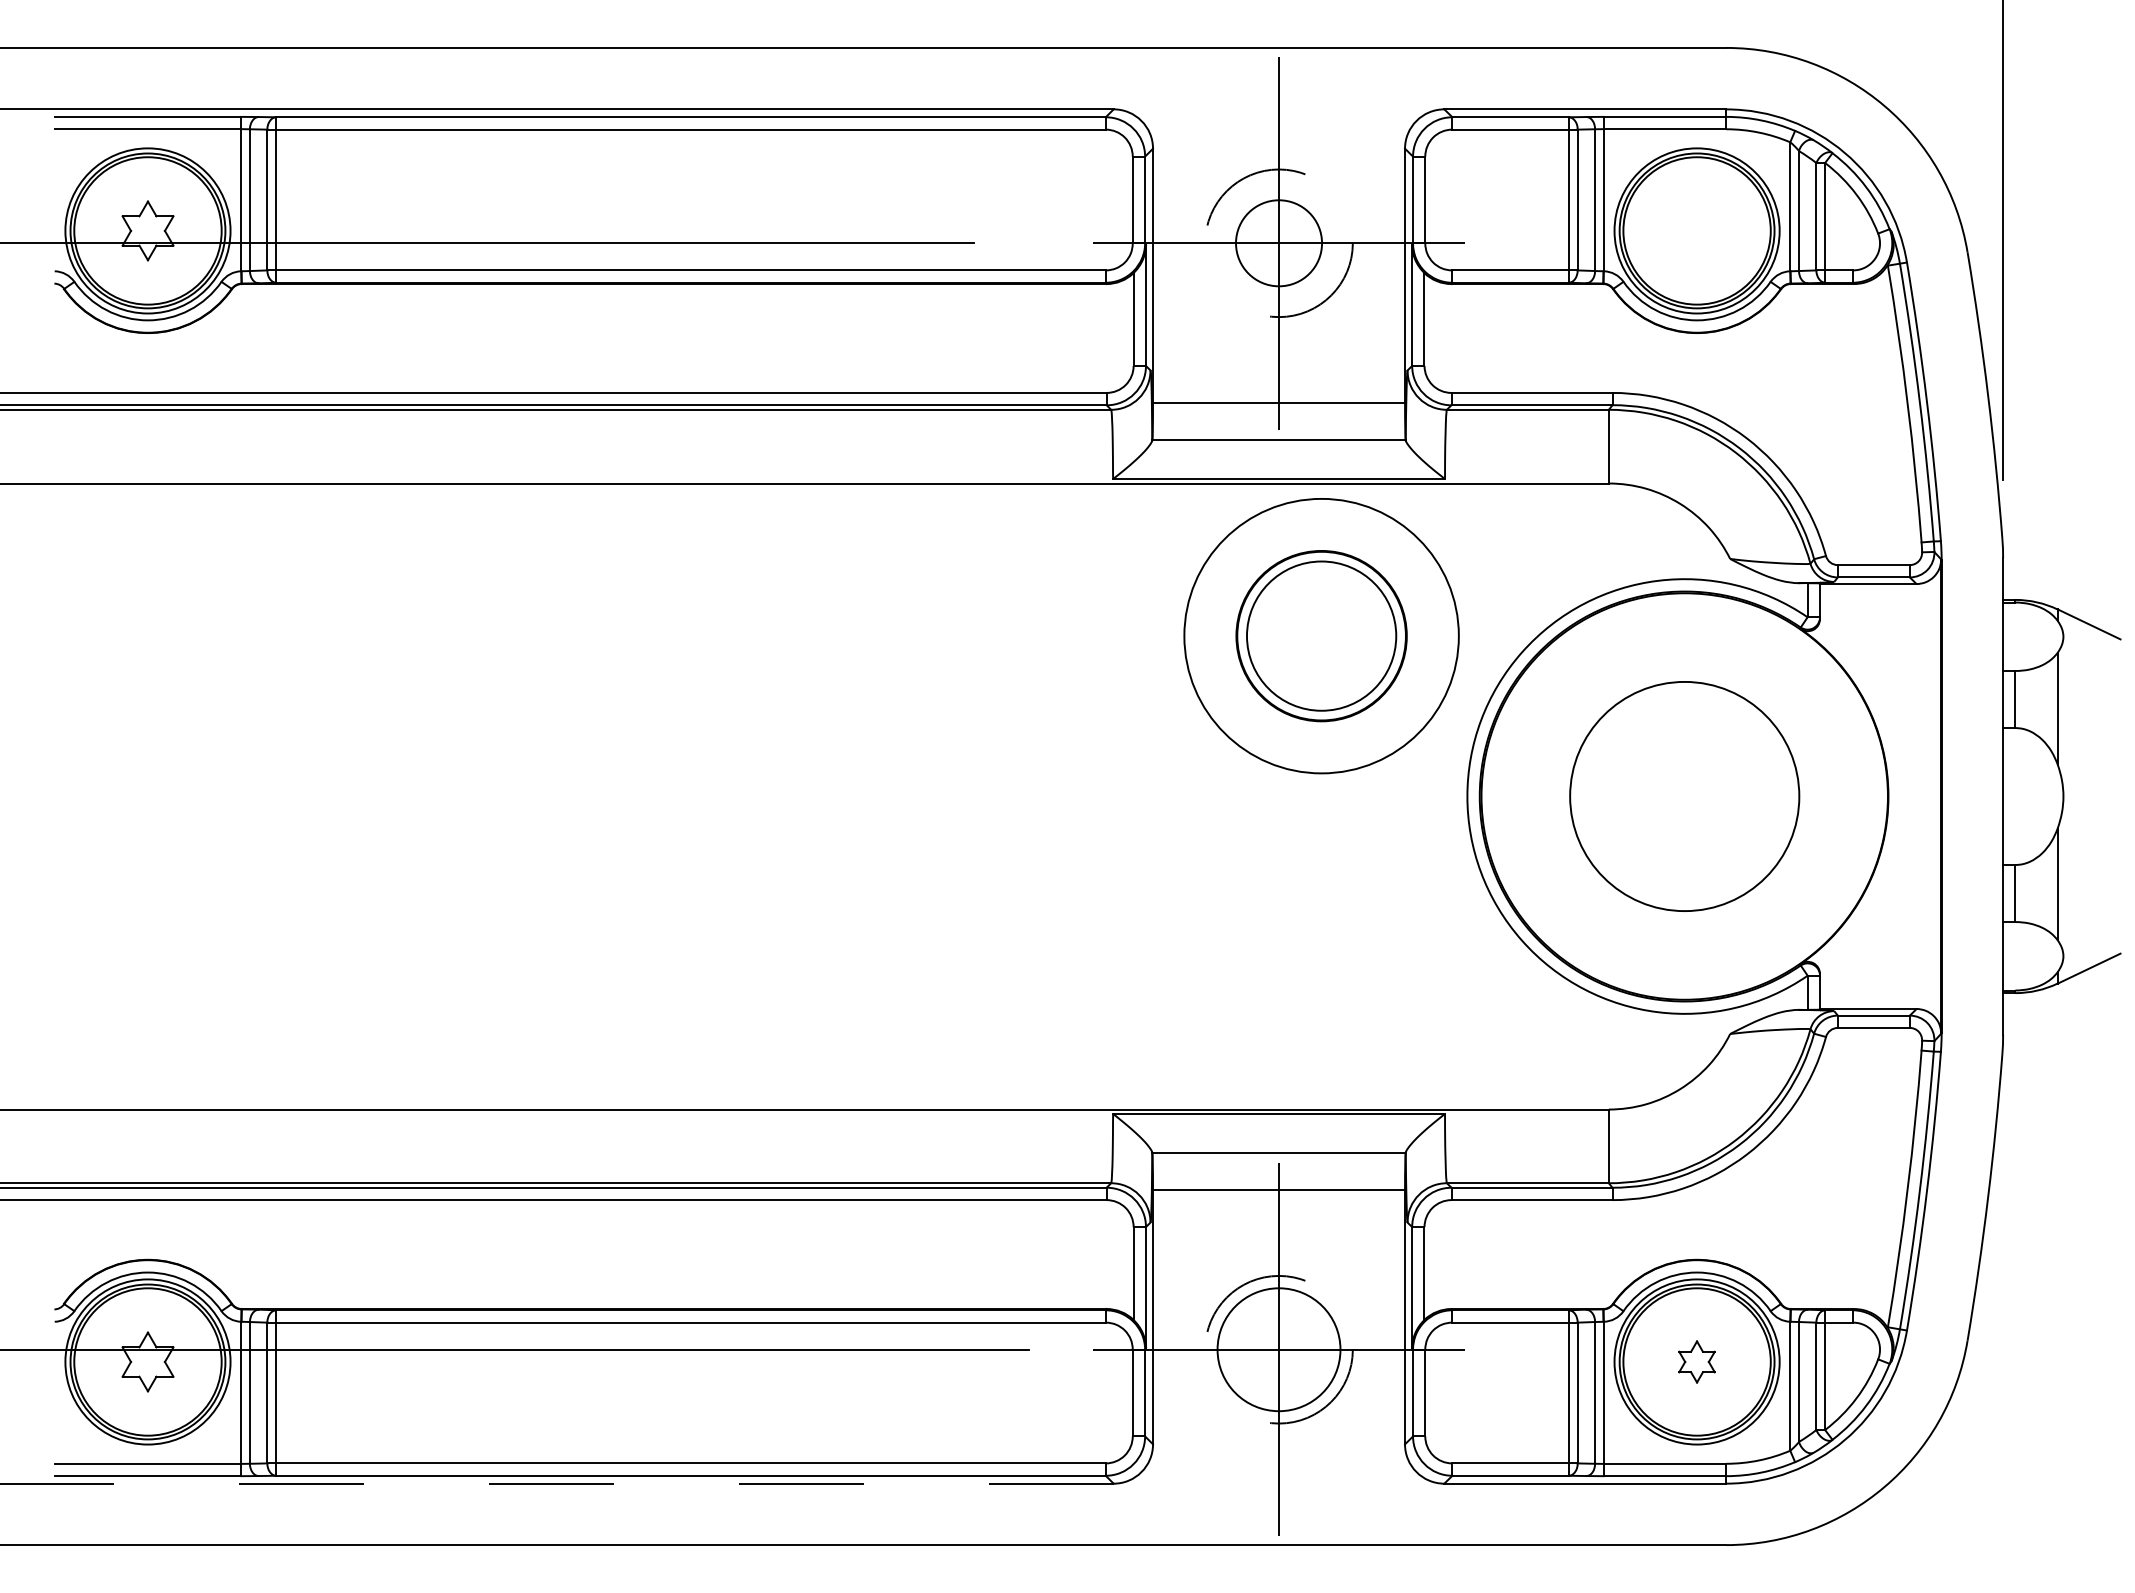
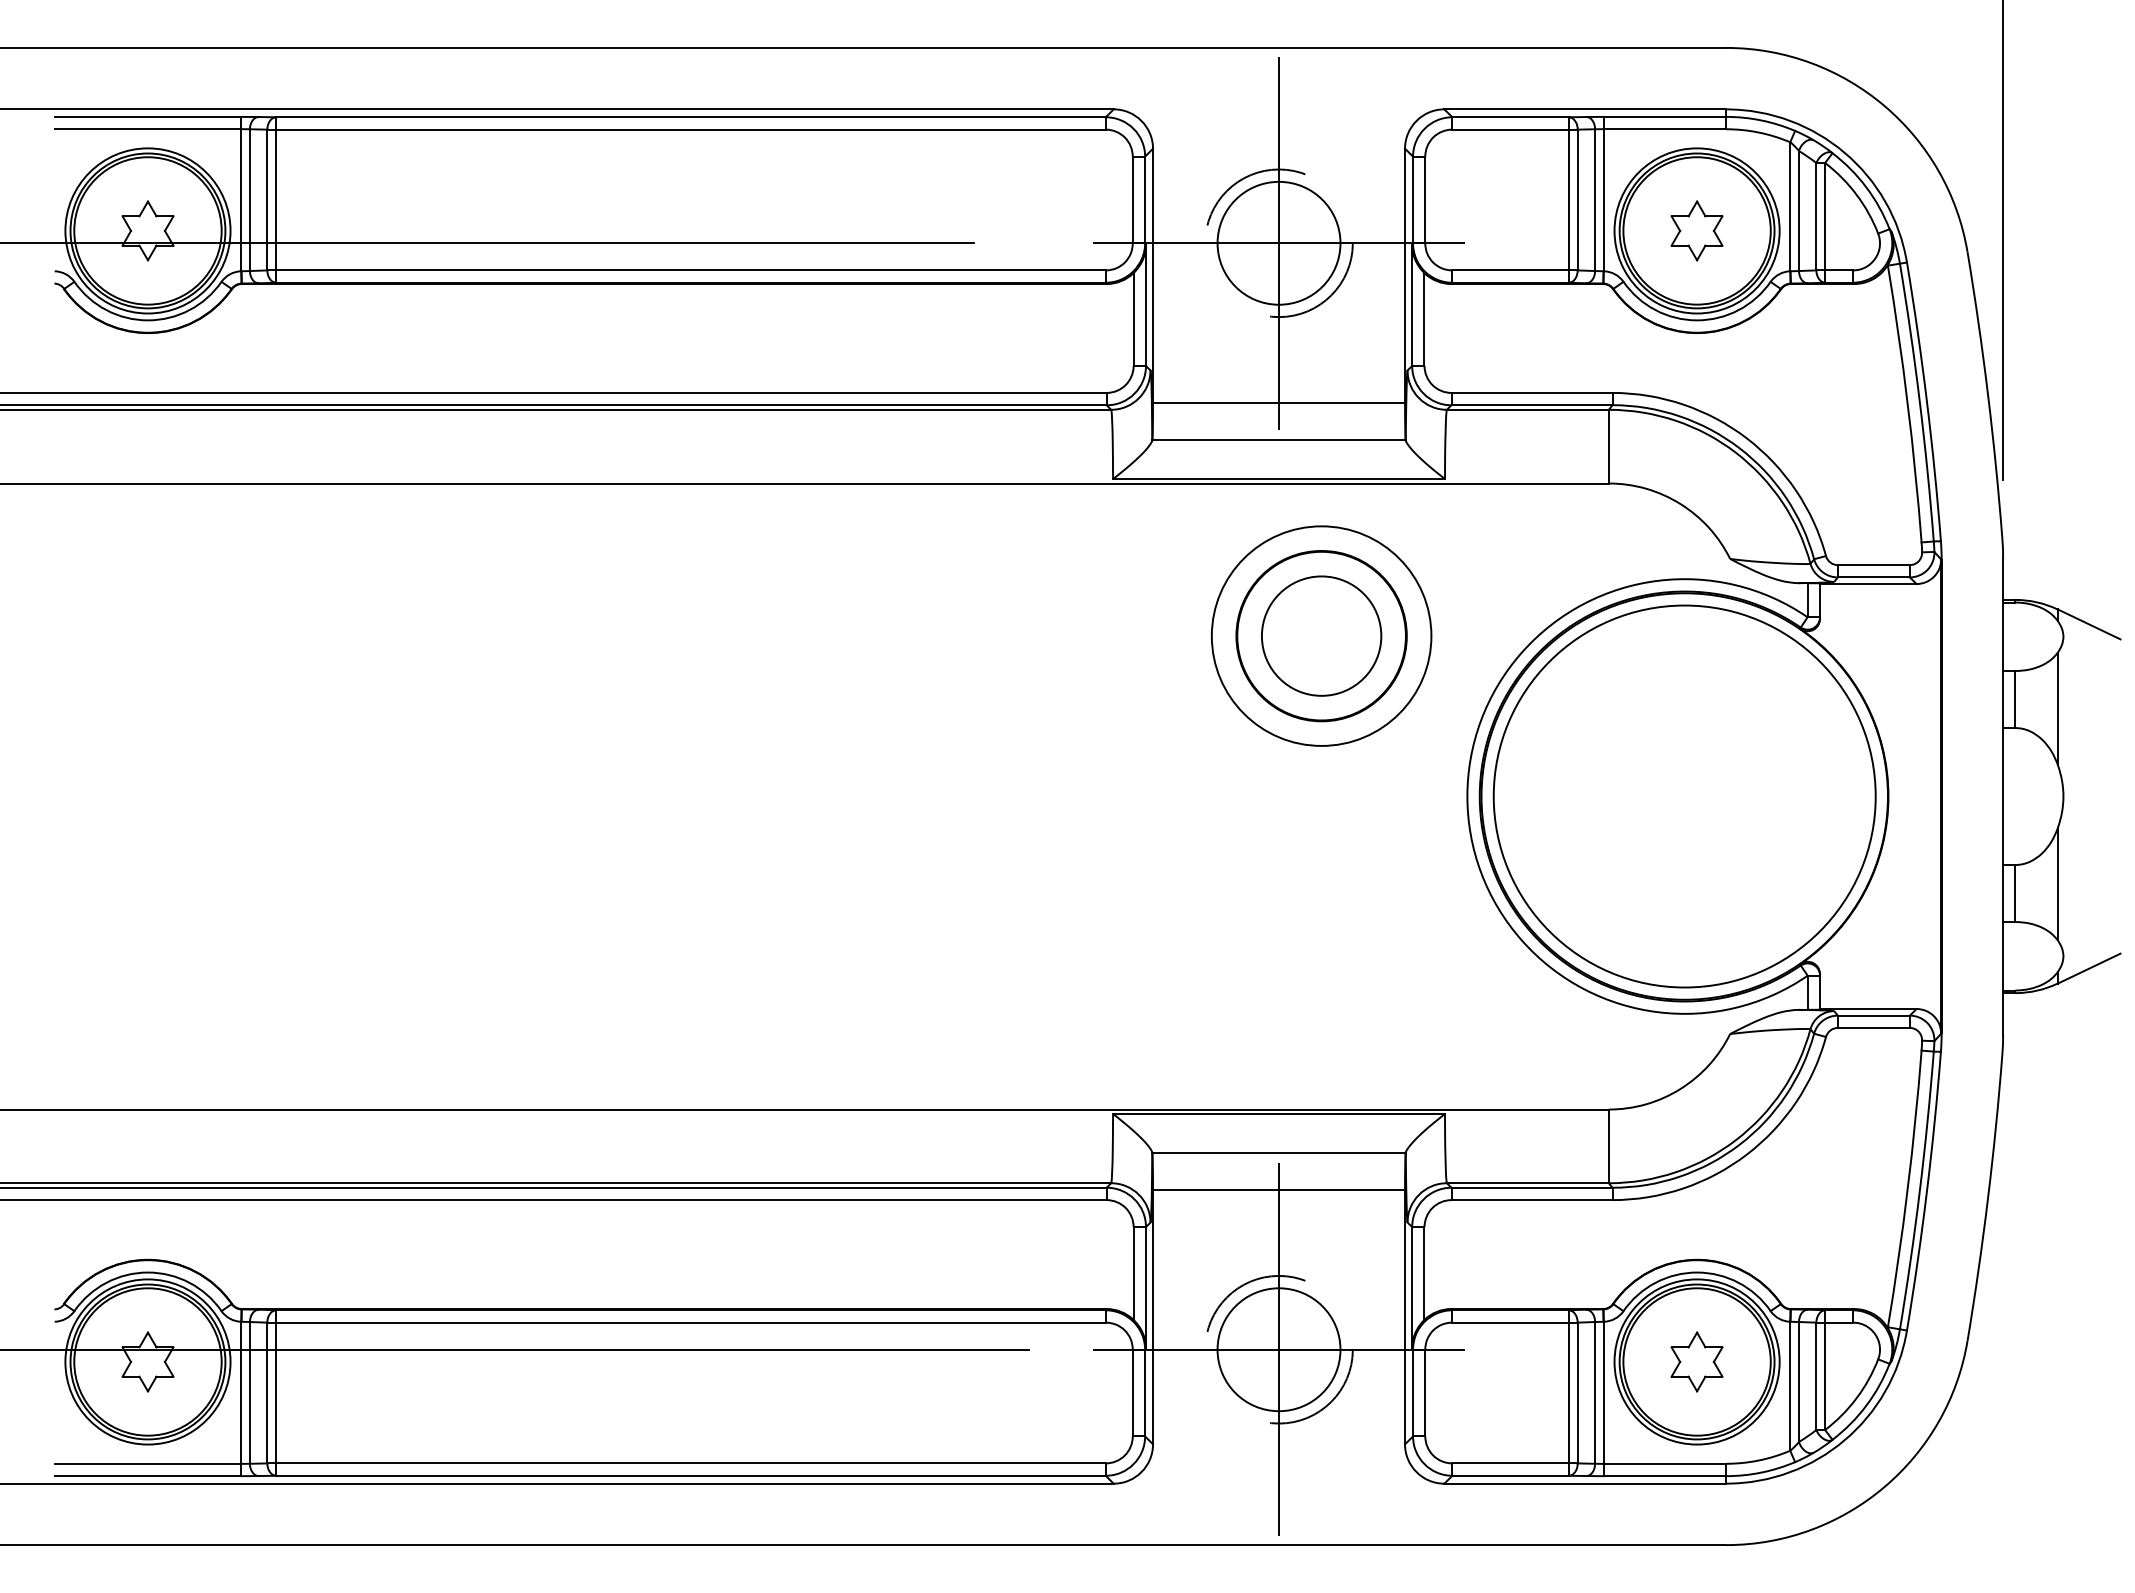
part: none -> present (1696, 230)
circle diameter: 86 px -> 123 px (1278, 242)
circle diameter: 149 px -> 119 px (1321, 635)
circle diameter: 274 px -> 220 px (1321, 635)
circle diameter: 229 px -> 382 px (1684, 796)
part size: 38x44 px -> 54x62 px (1696, 1361)
line: dashed -> solid (556, 1483)
